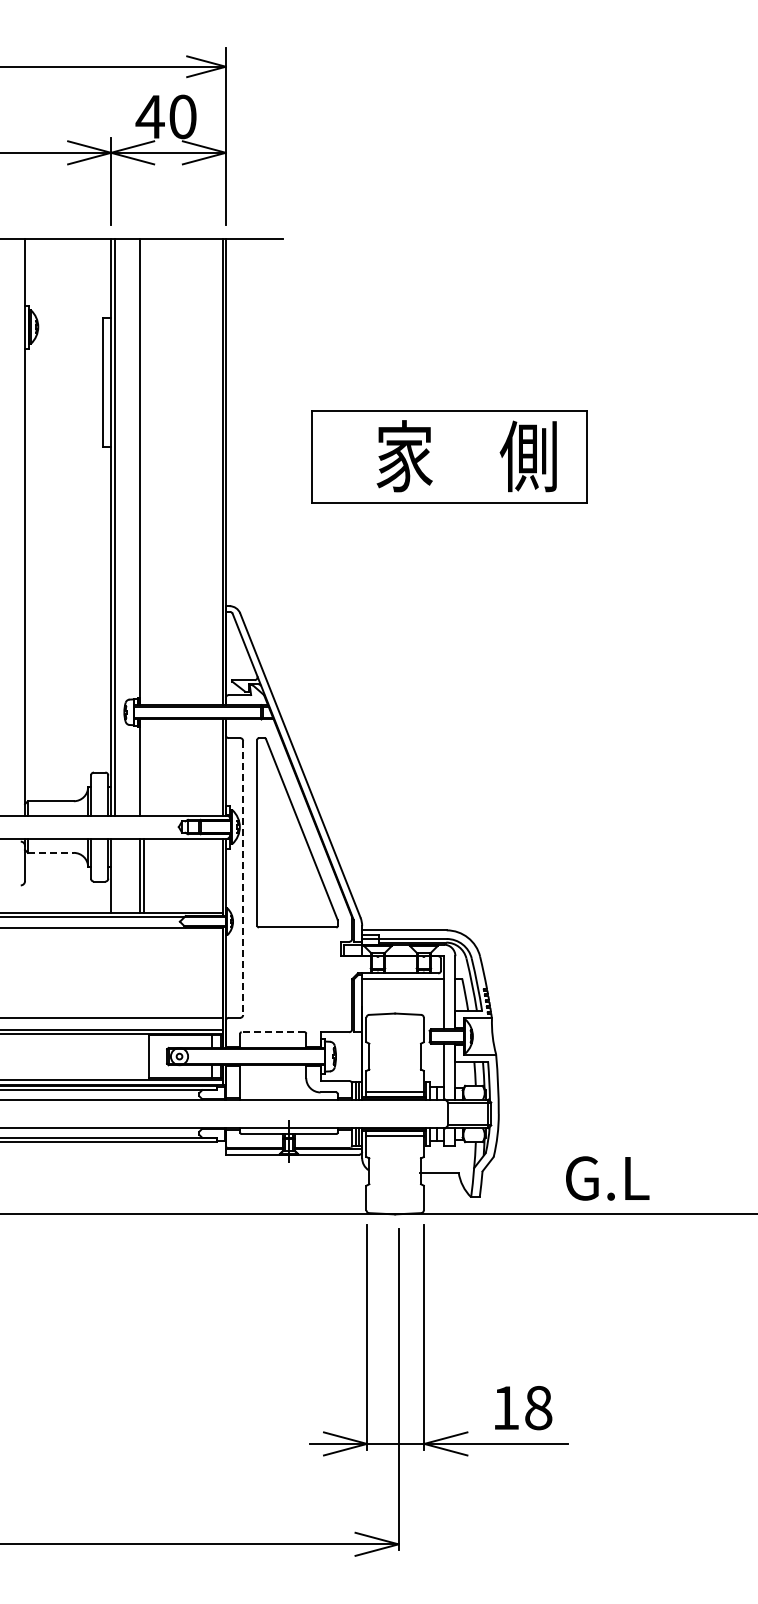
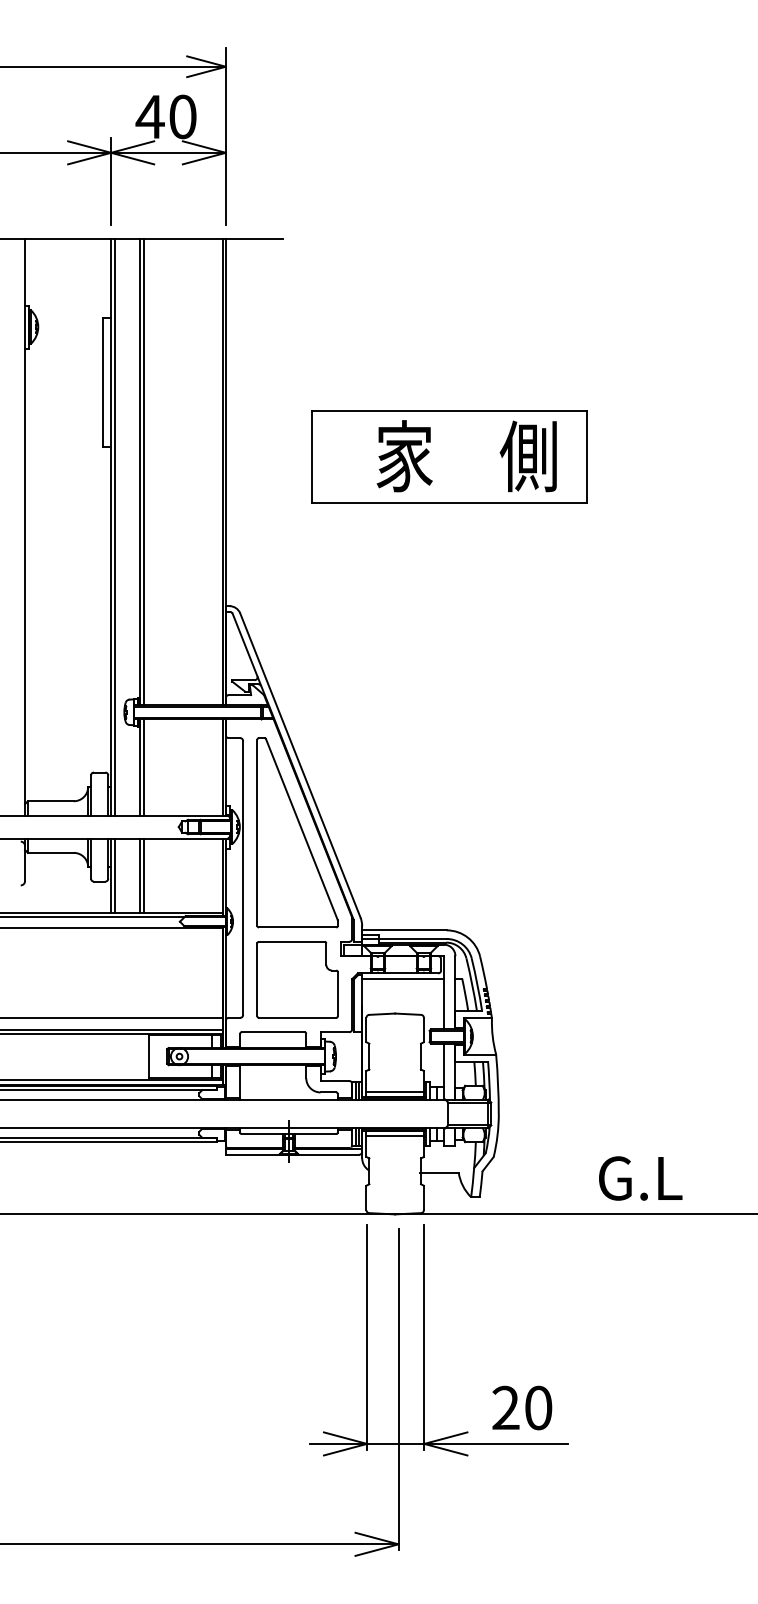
line: none -> present (143, 471)
line: none -> present (143, 767)
line: dashed -> solid (50, 852)
line: none -> present (114, 875)
line: dashed -> solid (243, 878)
part: none -> present (297, 979)
line: dashed -> solid (273, 1032)
text position: (607, 1178) -> (640, 1178) (640, 1178)
text: 18 -> 20 (522, 1407)
